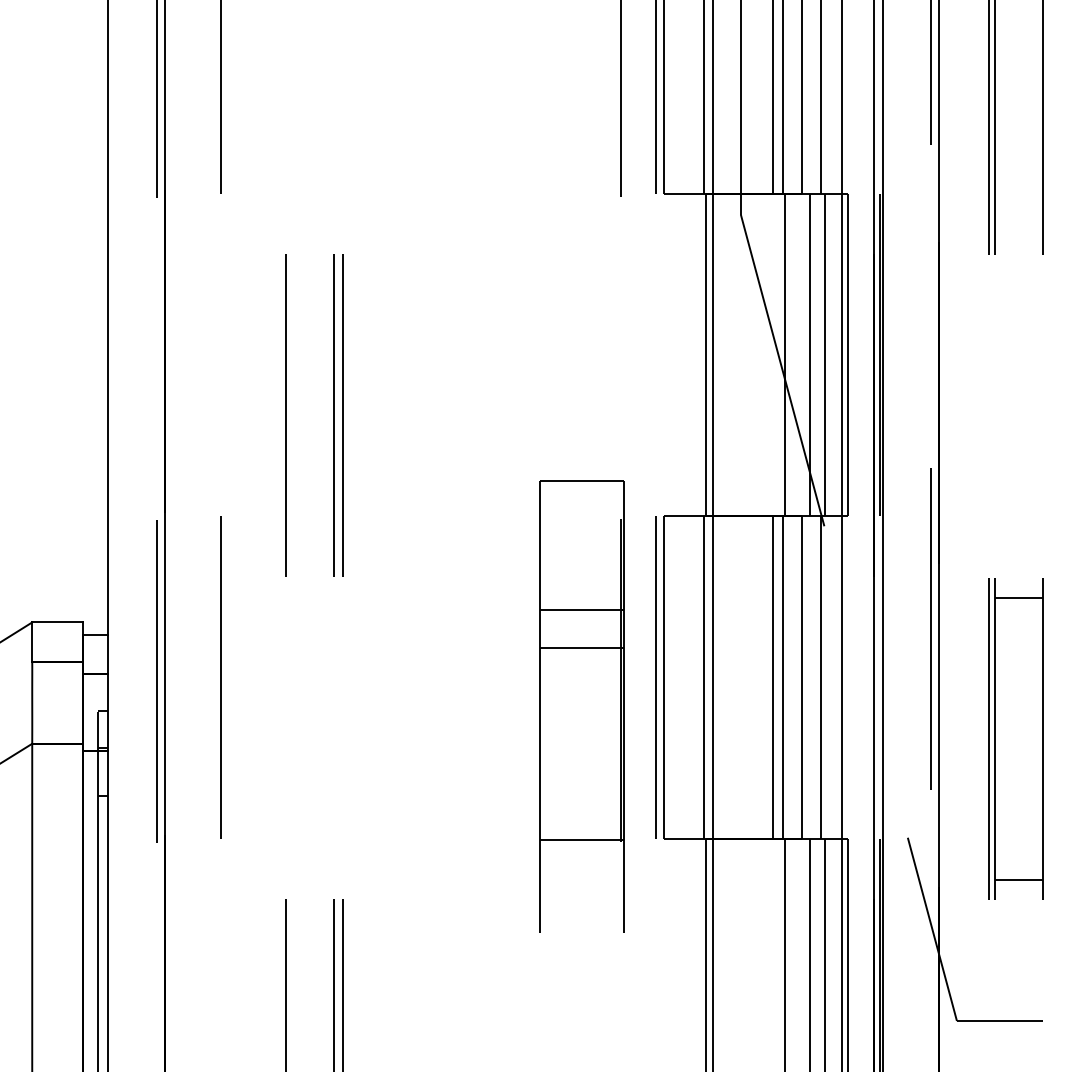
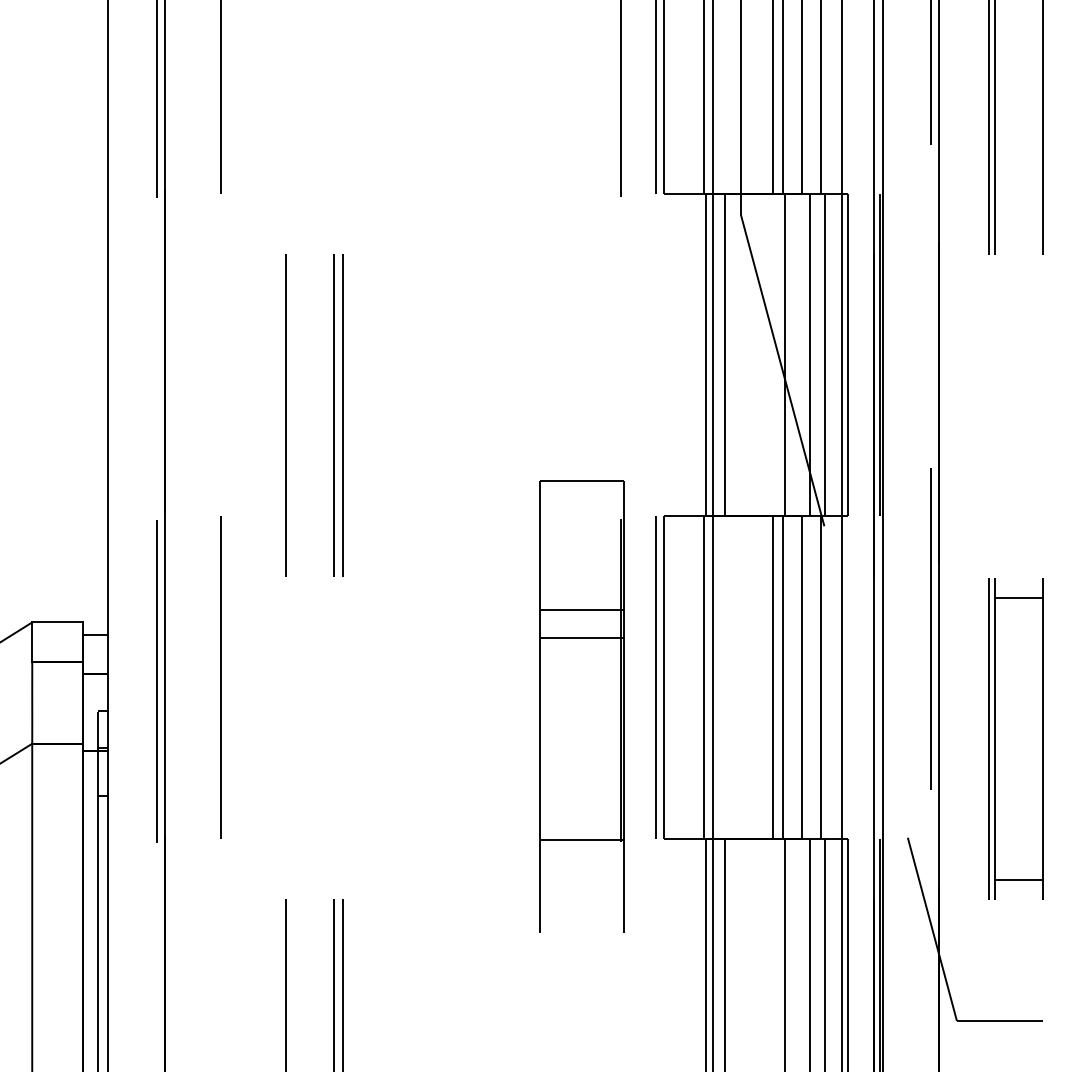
line: none -> present (725, 354)
line position: (581, 648) -> (581, 638) (581, 638)
line: none -> present (725, 953)
